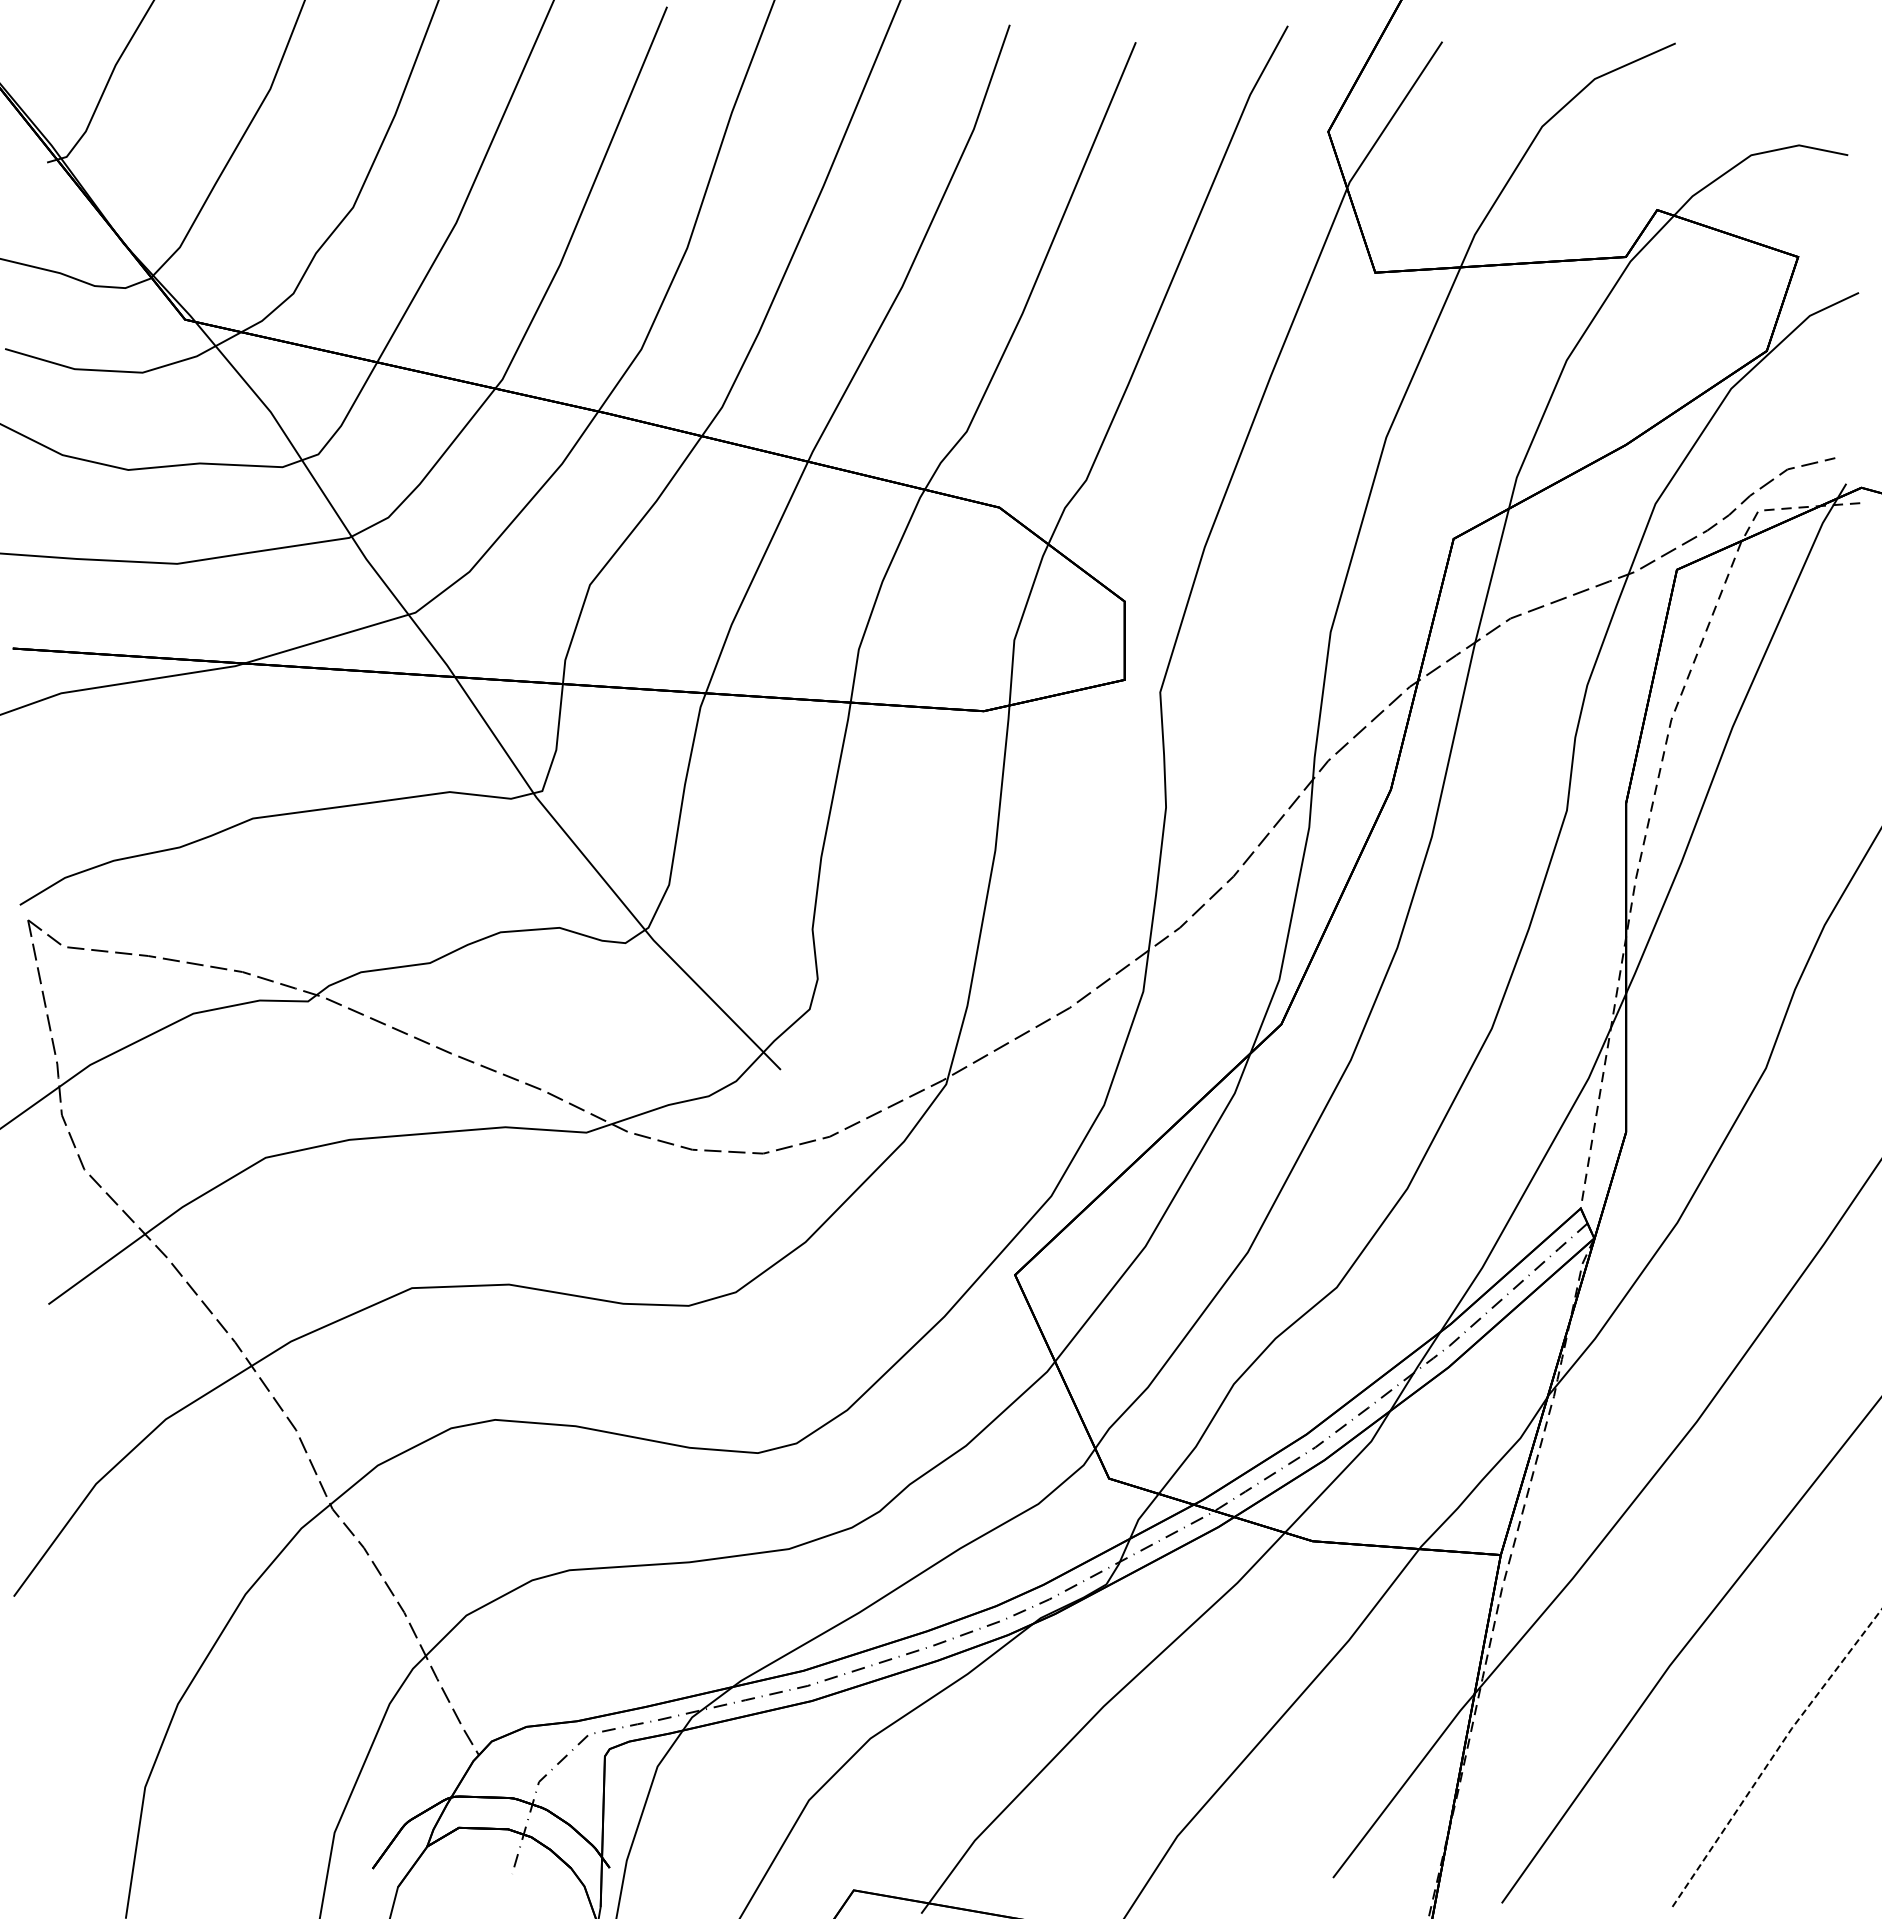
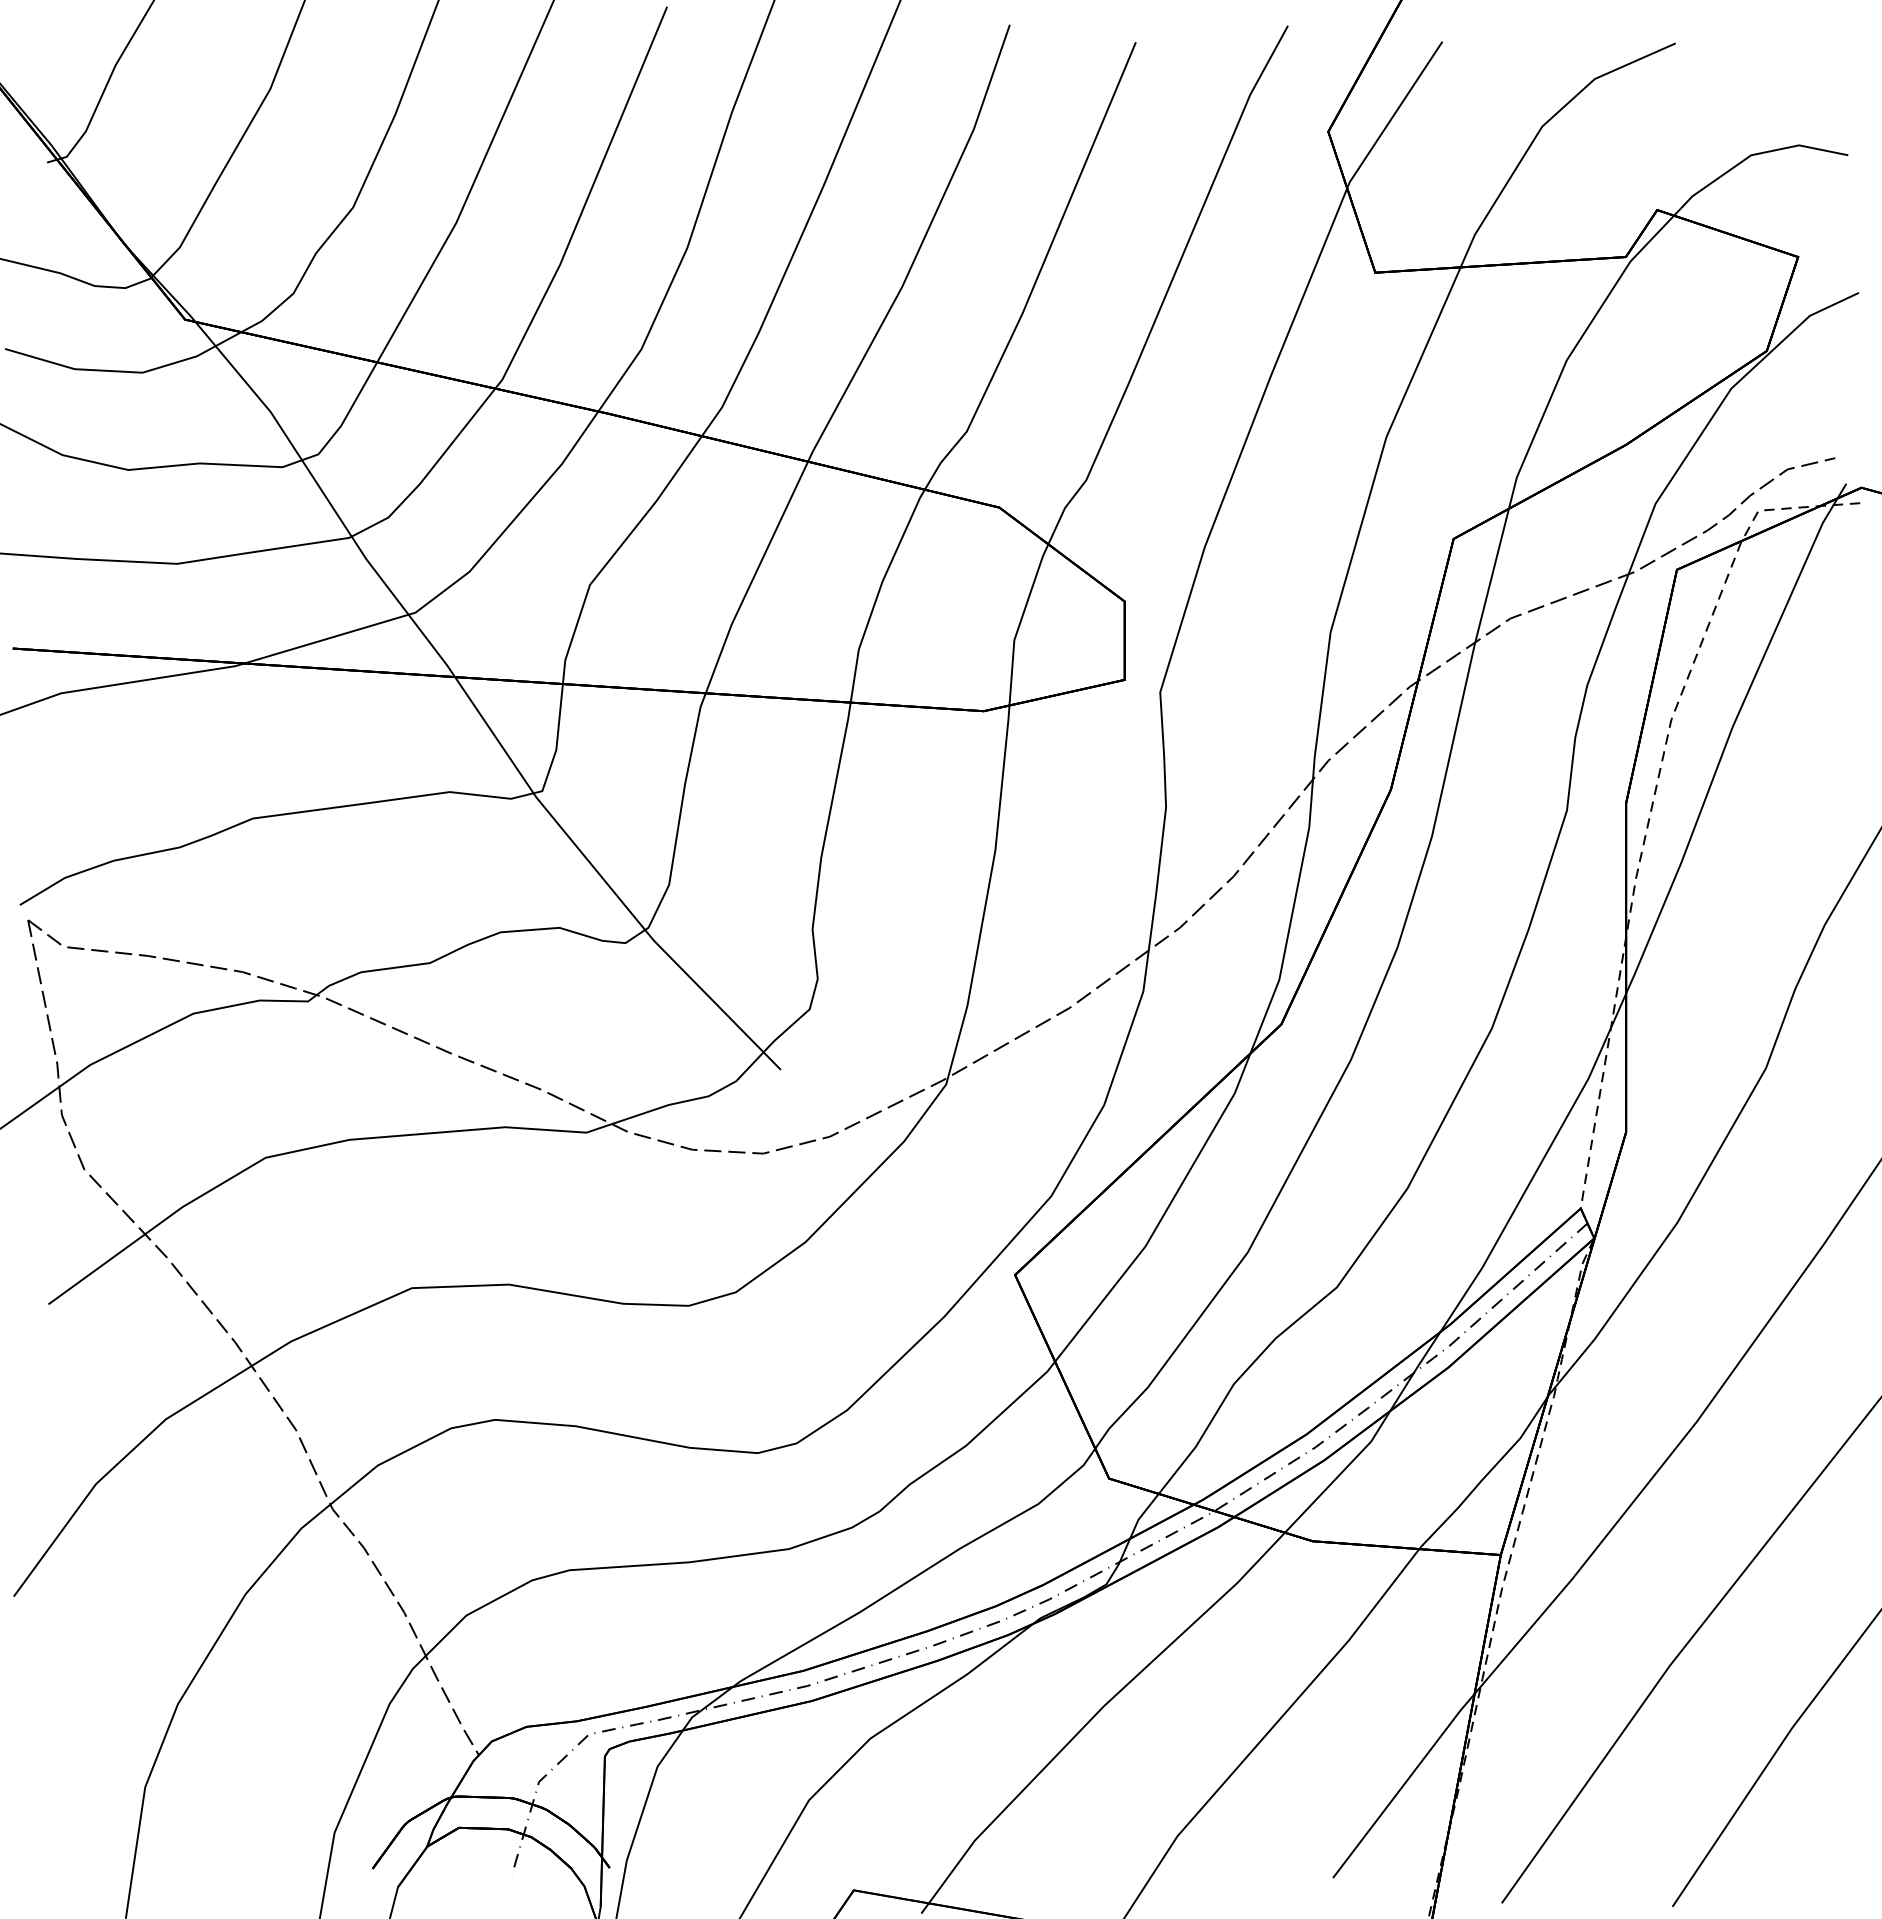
line: dashed -> solid (1774, 1755)
